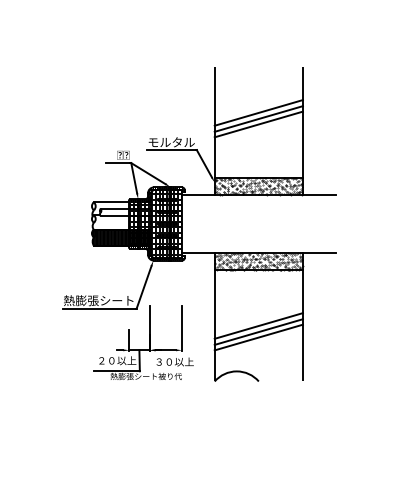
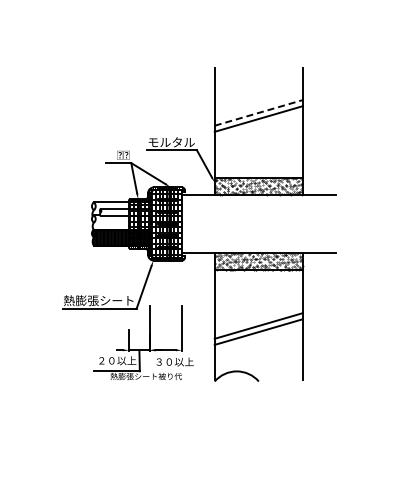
line: solid -> dashed (258, 112)
line: present -> none (258, 124)
line: present -> none (258, 337)
